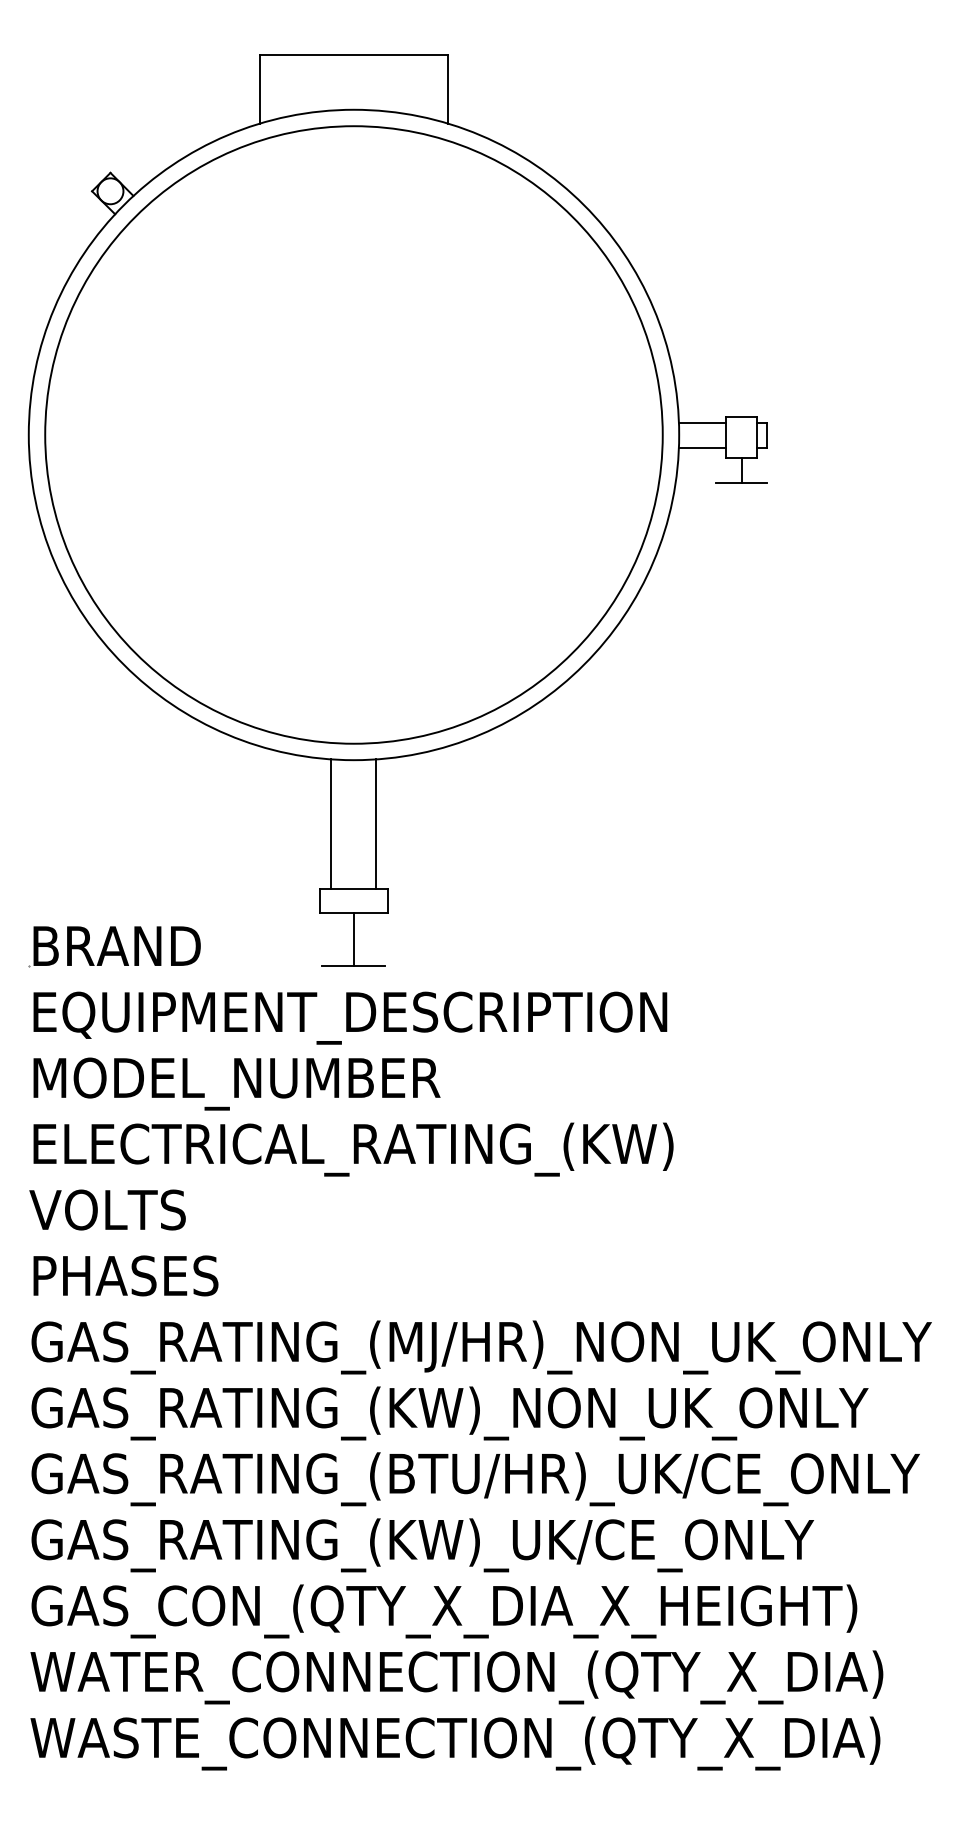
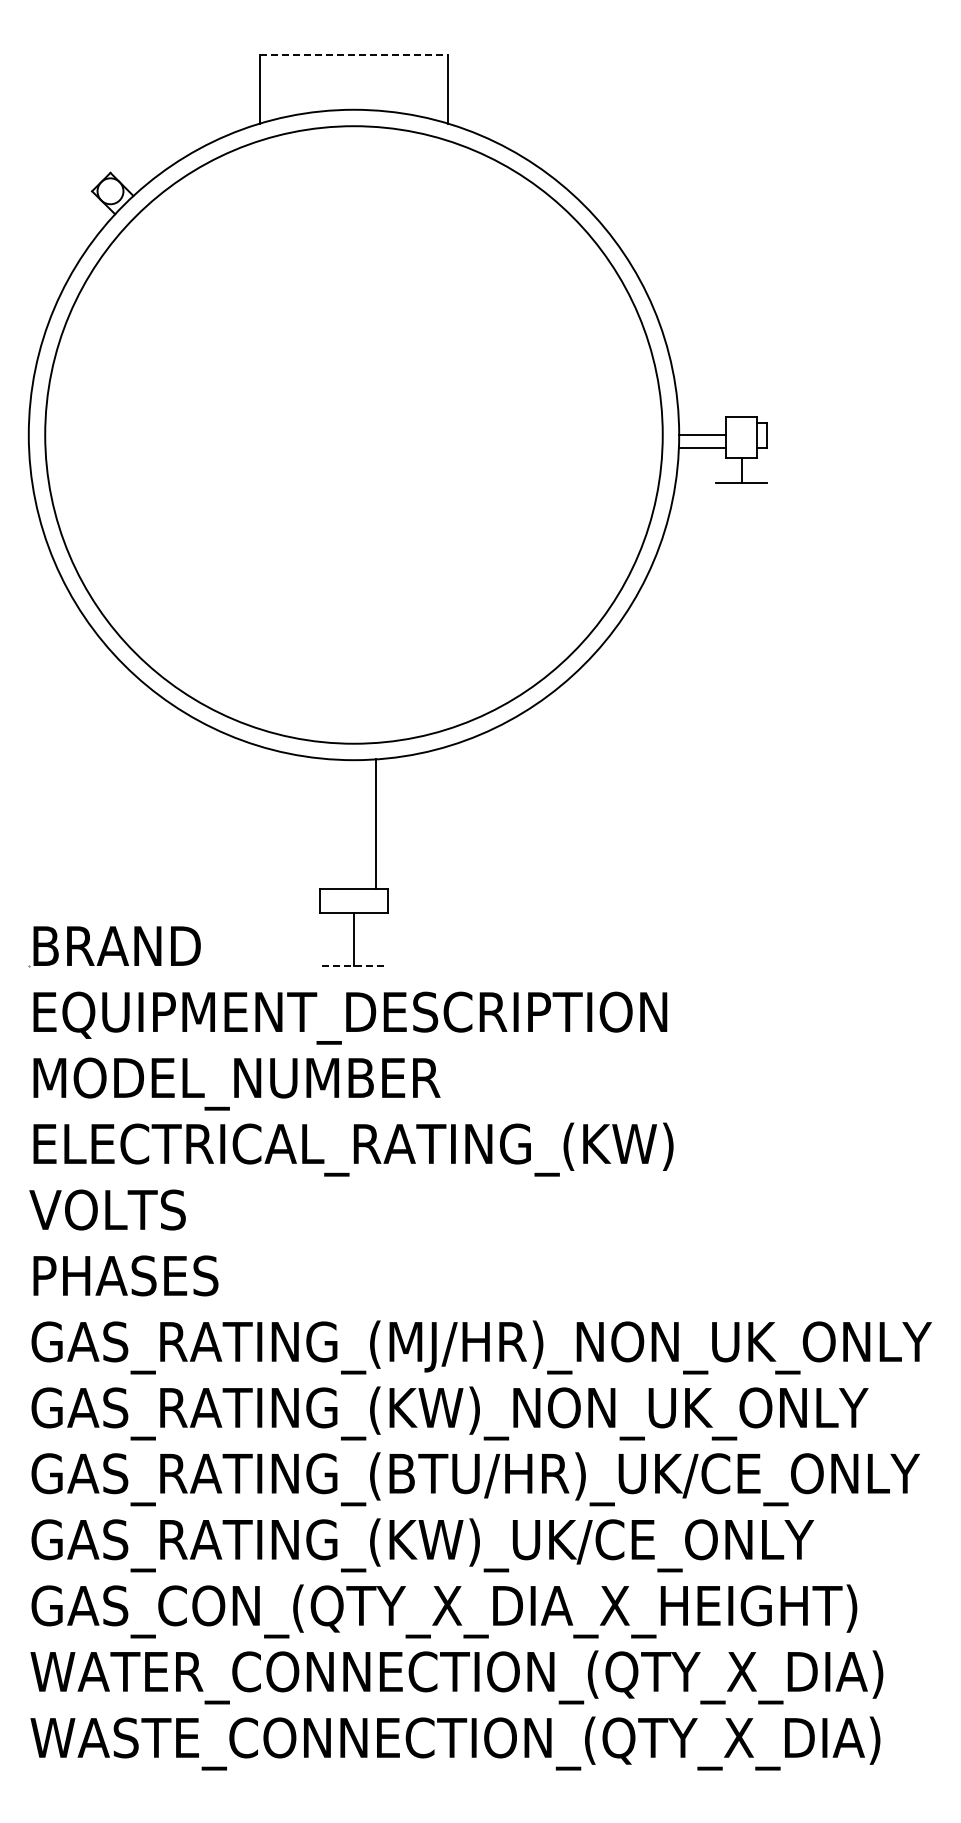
line: solid -> dashed (354, 54)
line position: (701, 423) -> (701, 435) (701, 435)
line: present -> none (331, 823)
line: solid -> dashed (354, 965)
